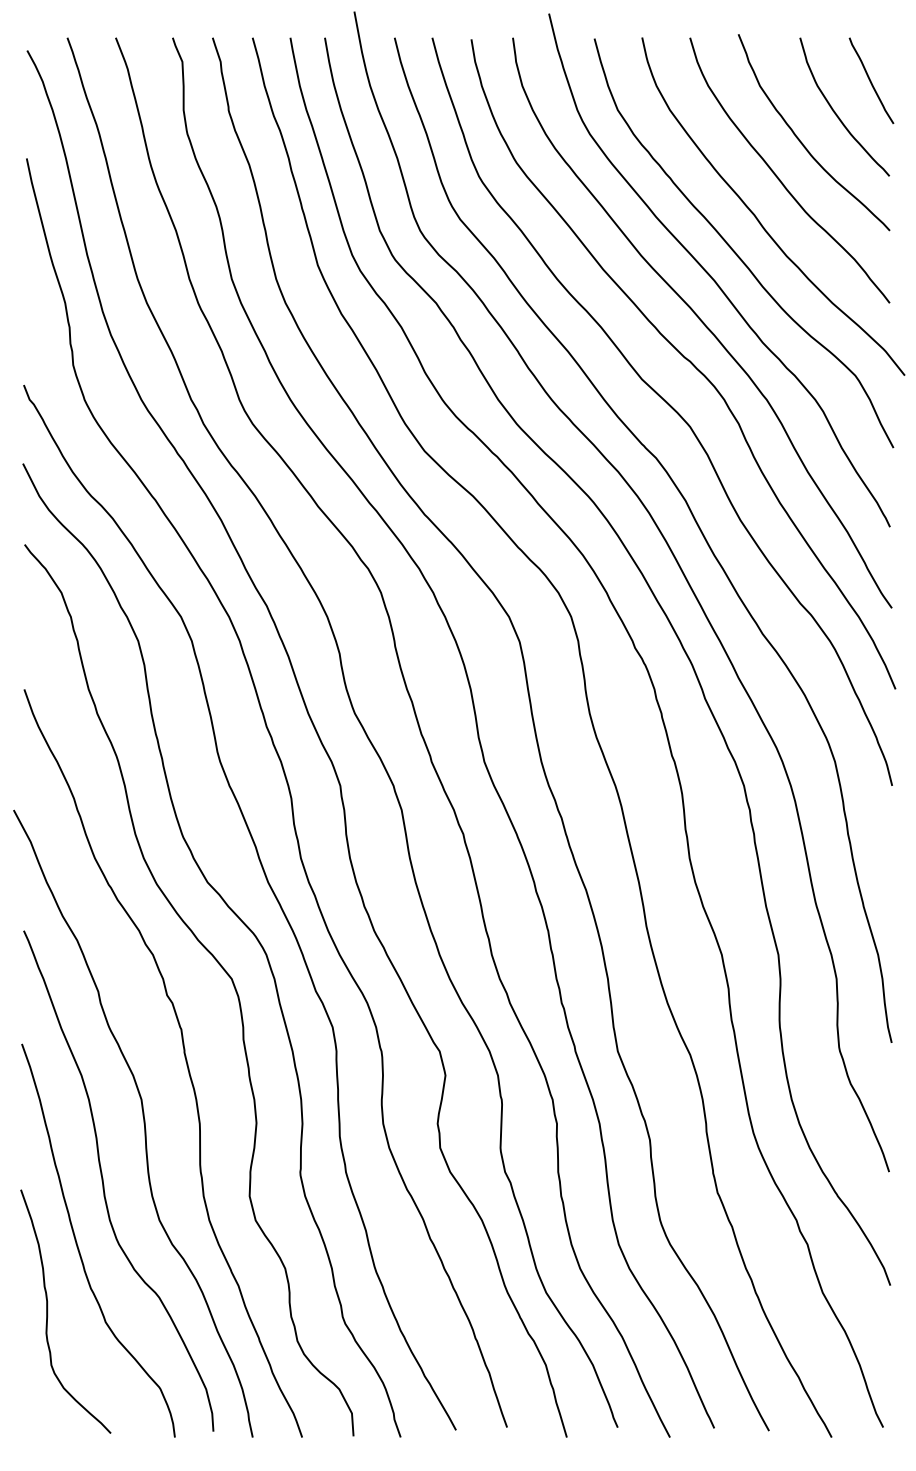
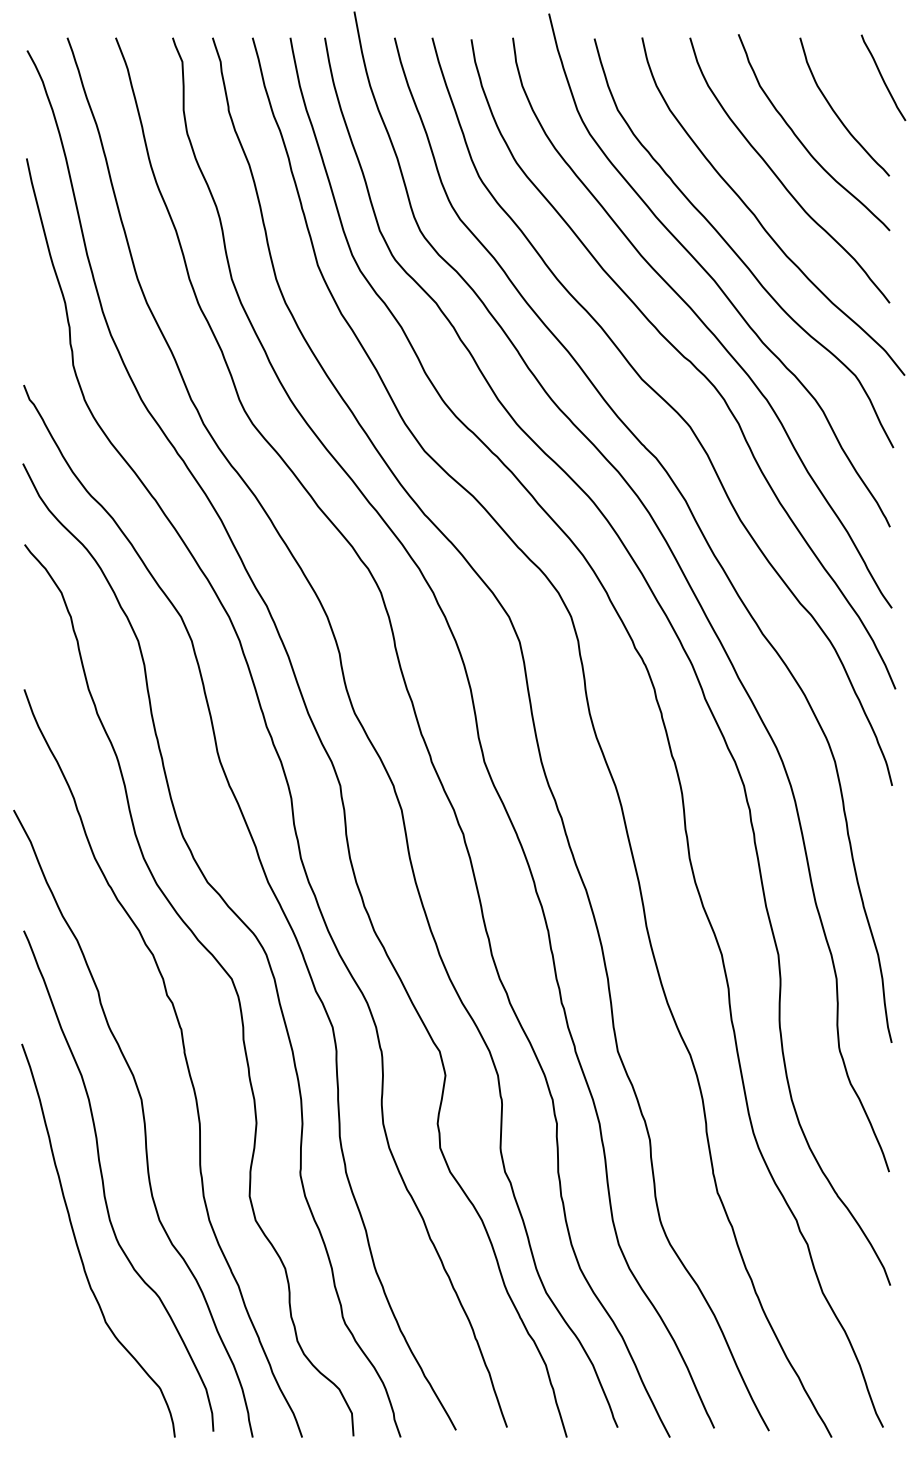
curve position: (871, 80) -> (883, 77) (883, 77)
curve: present -> none (48, 1311)
